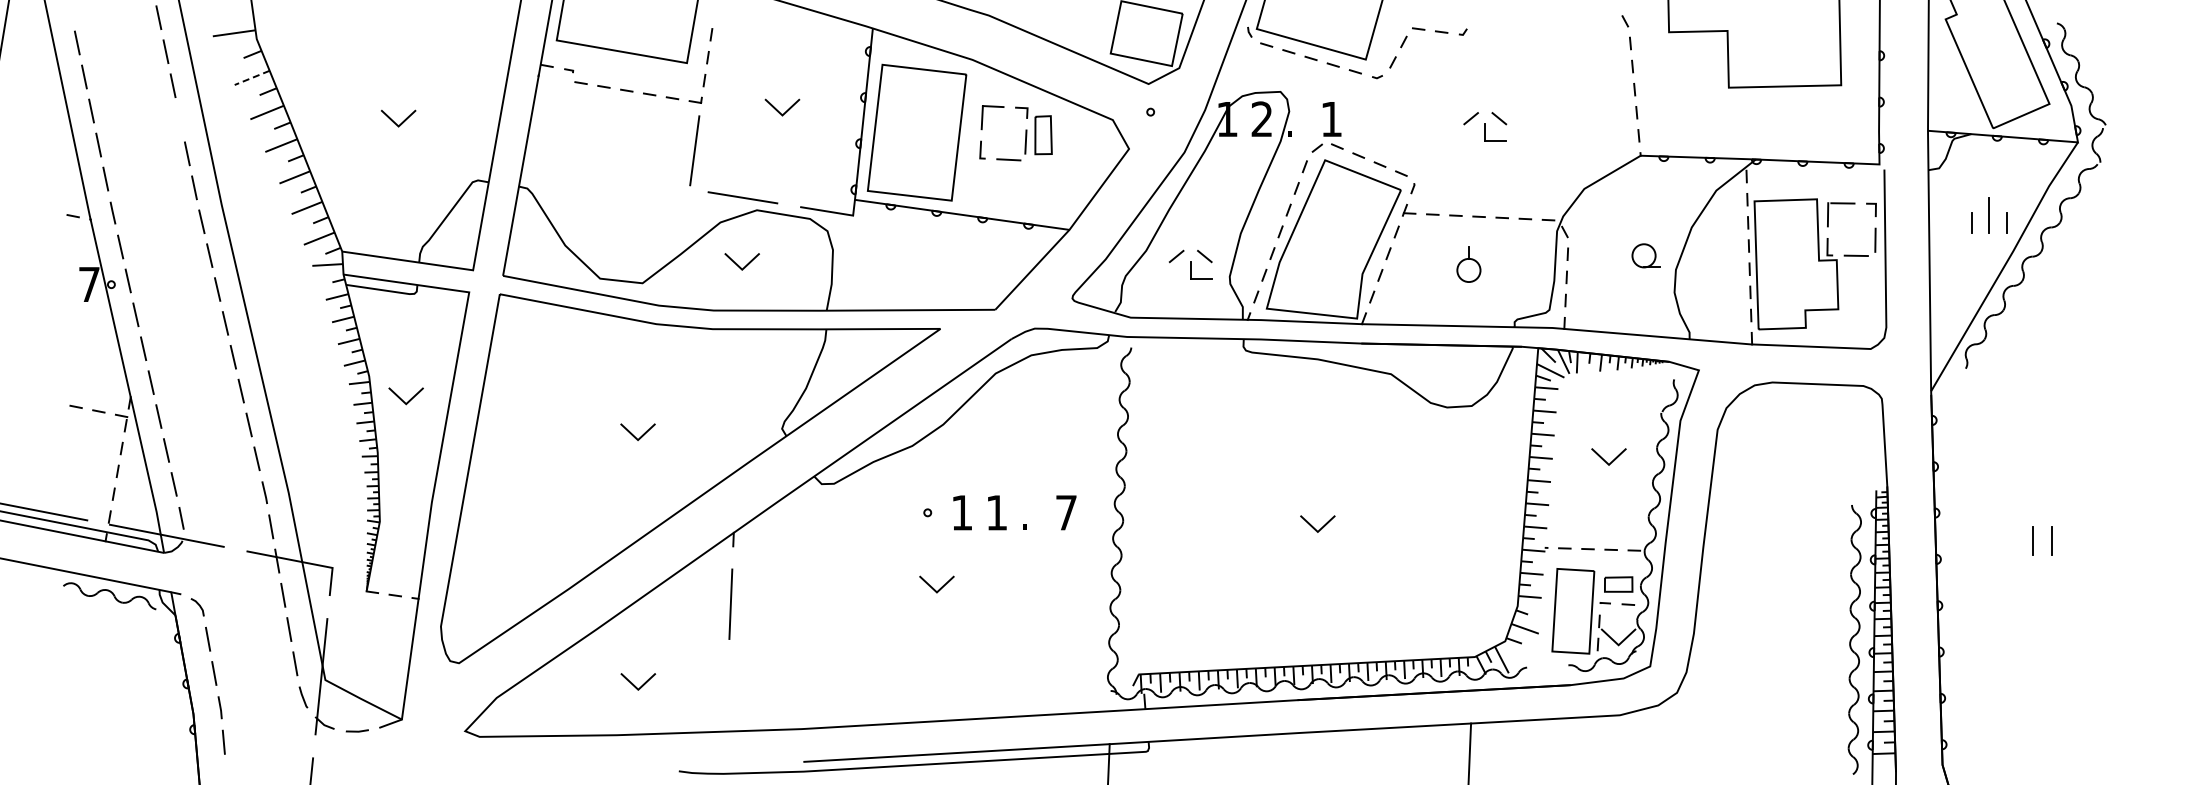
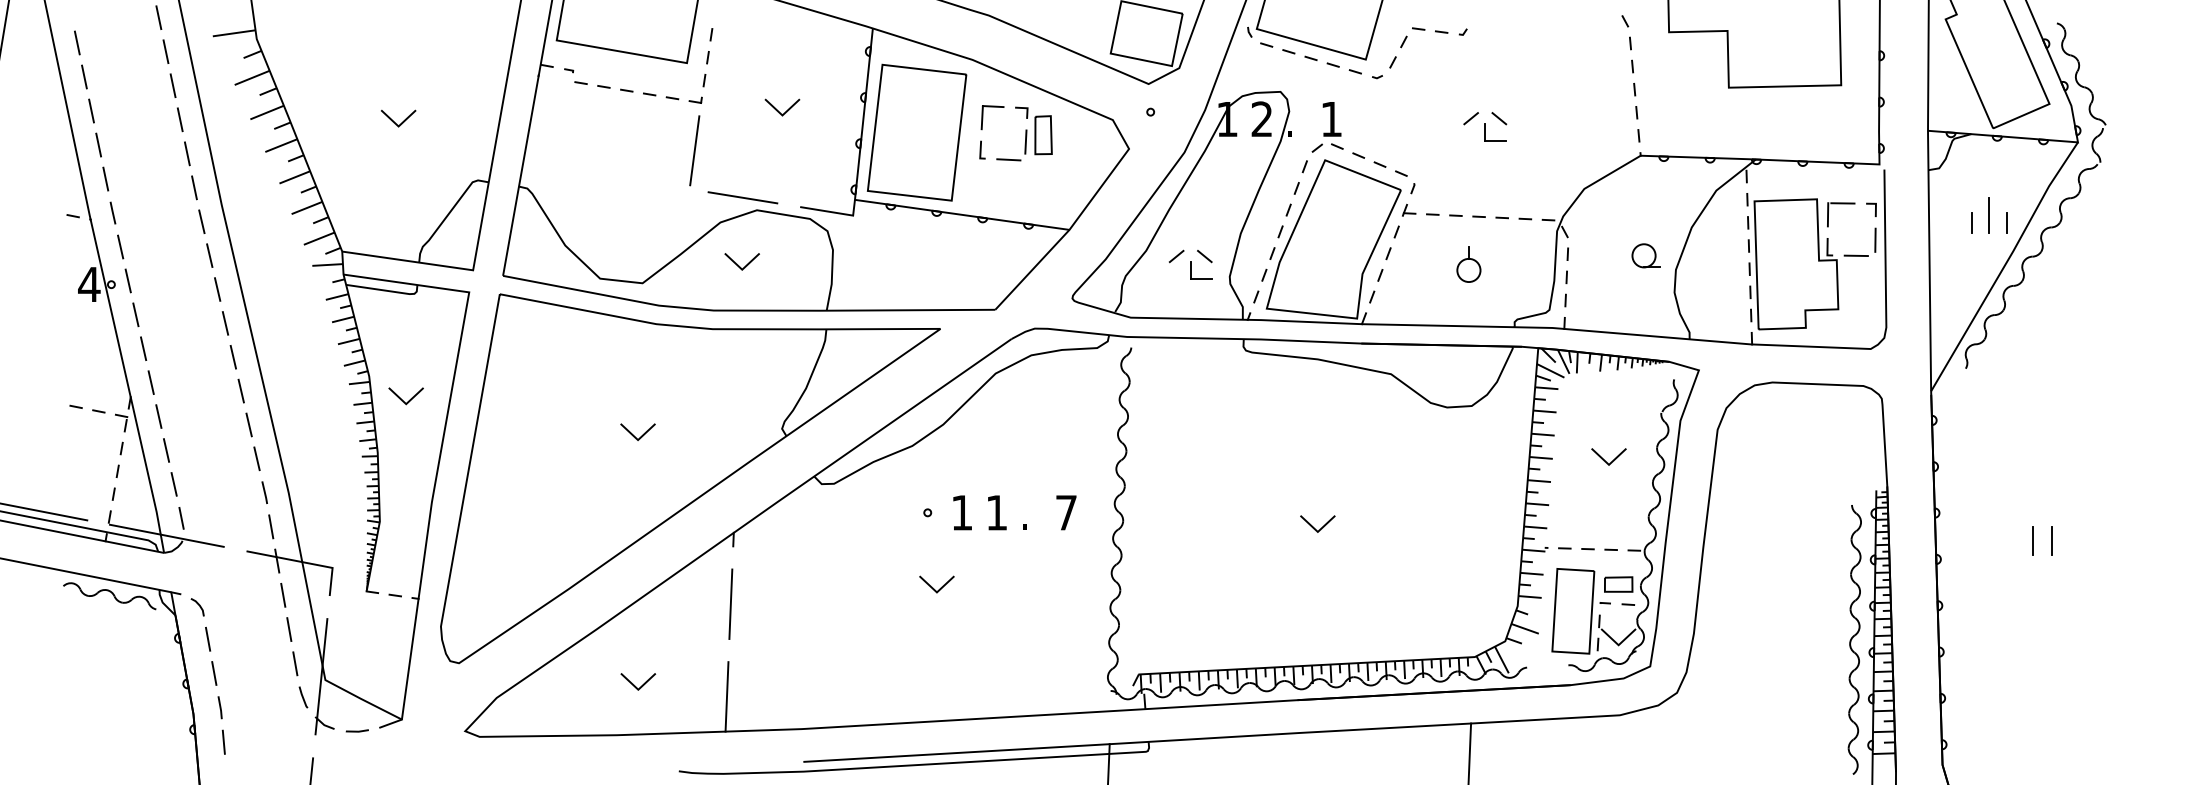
line: dashed -> solid (252, 77)
line: none -> present (180, 119)
text: 7 -> 4 (89, 284)
line: none -> present (726, 696)
